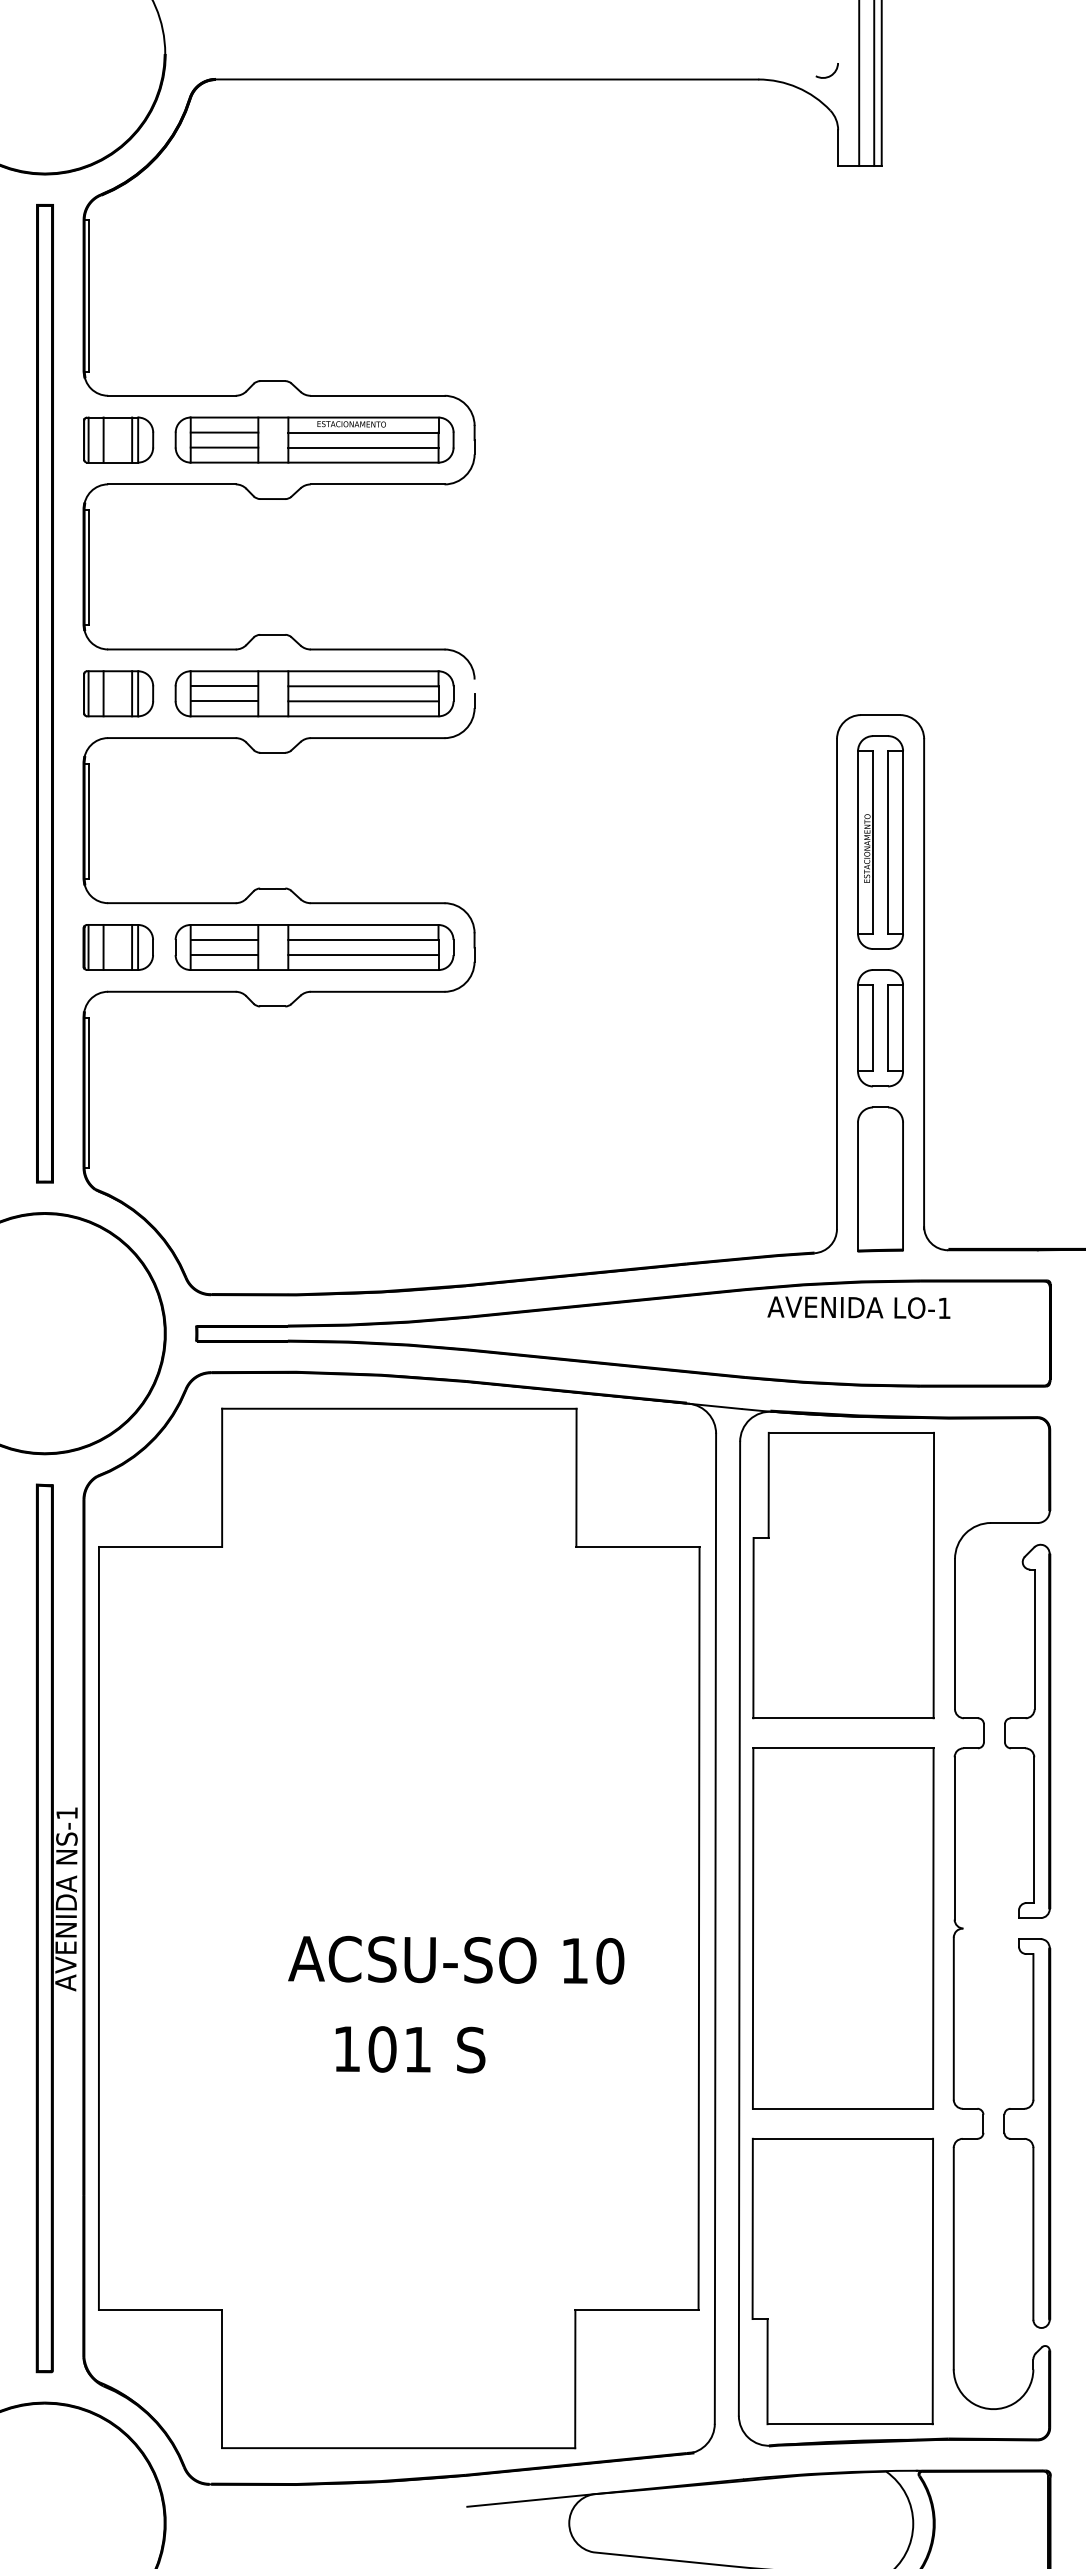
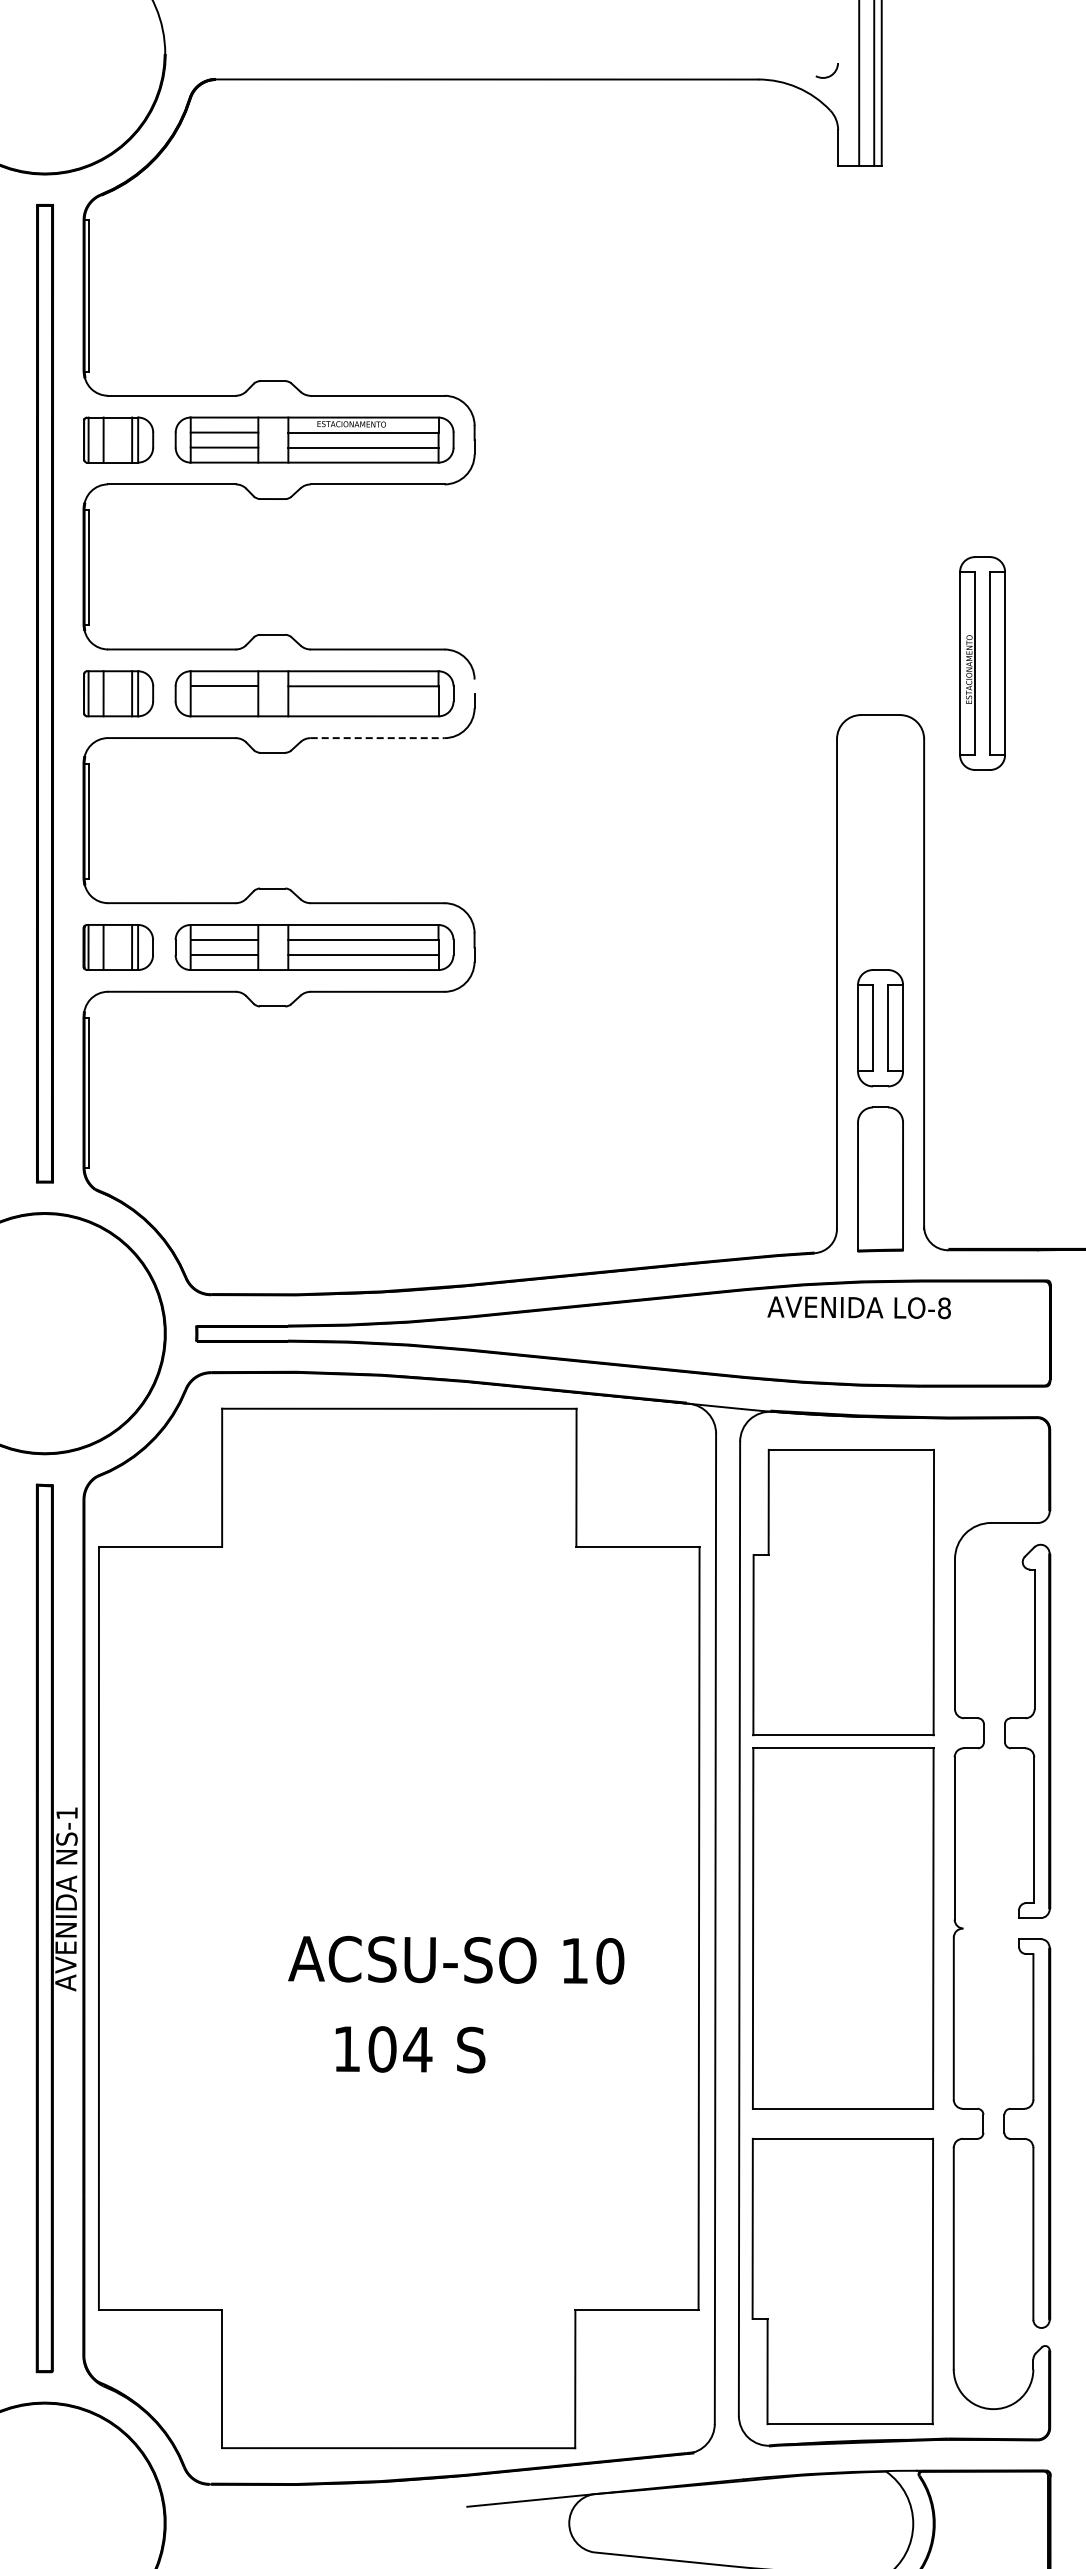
line: present -> none (224, 701)
line: present -> none (363, 701)
line: solid -> dashed (377, 738)
part position: (880, 842) -> (982, 663) (982, 663)
text: LO-1 -> LO-8 (944, 1308)
part position: (843, 1575) -> (843, 1592) (843, 1592)
text: 101 -> 104 (417, 2049)
